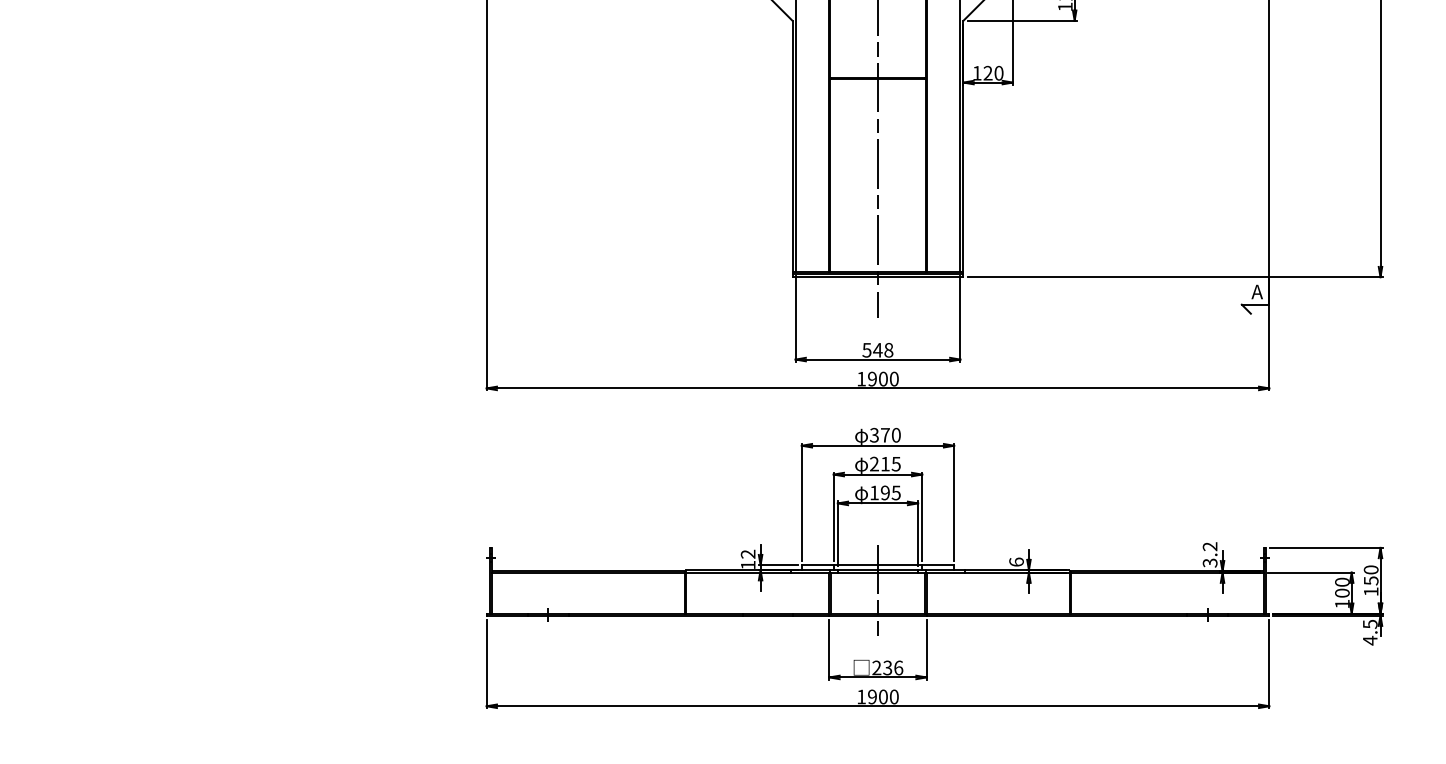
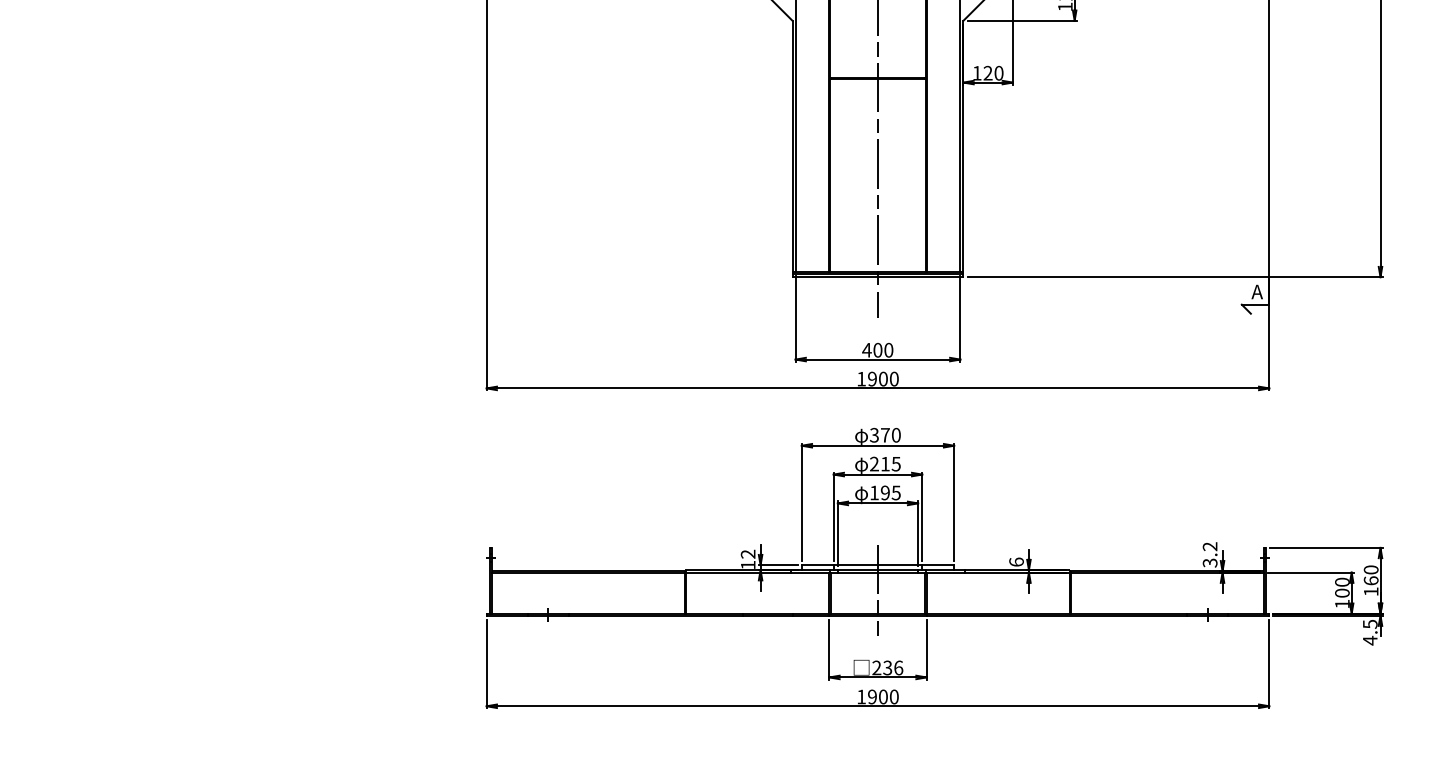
text: 548 -> 400 (877, 349)
text: 150 -> 160 (1370, 580)
